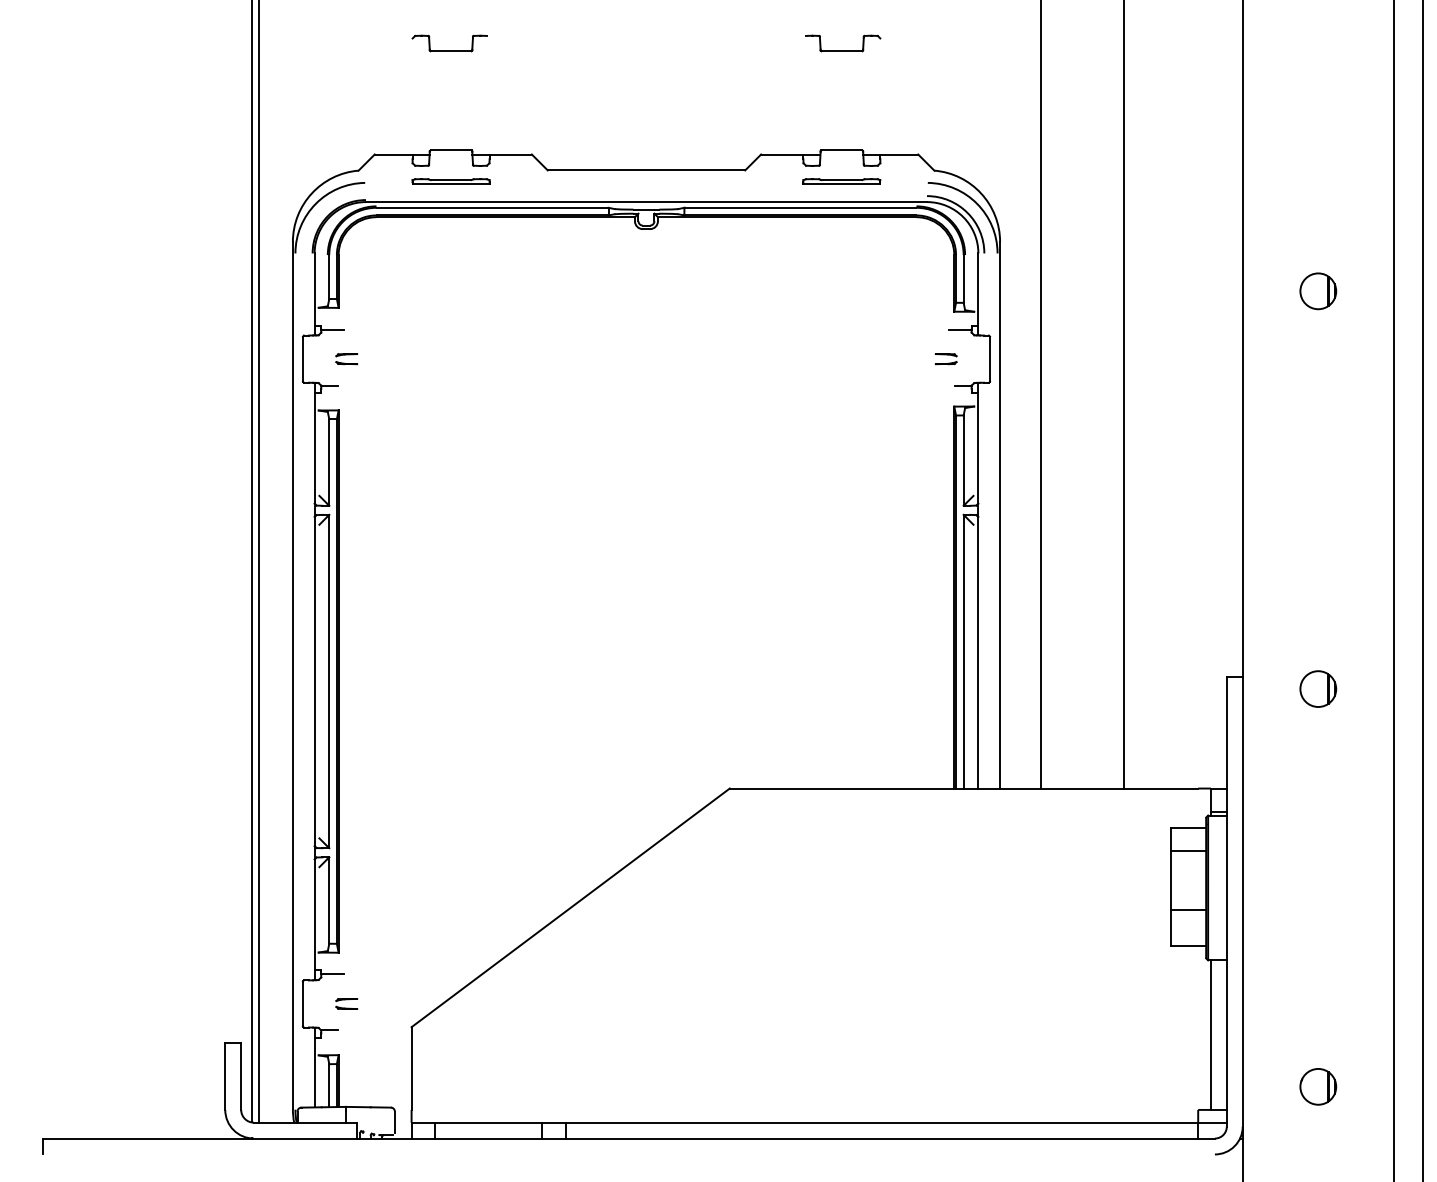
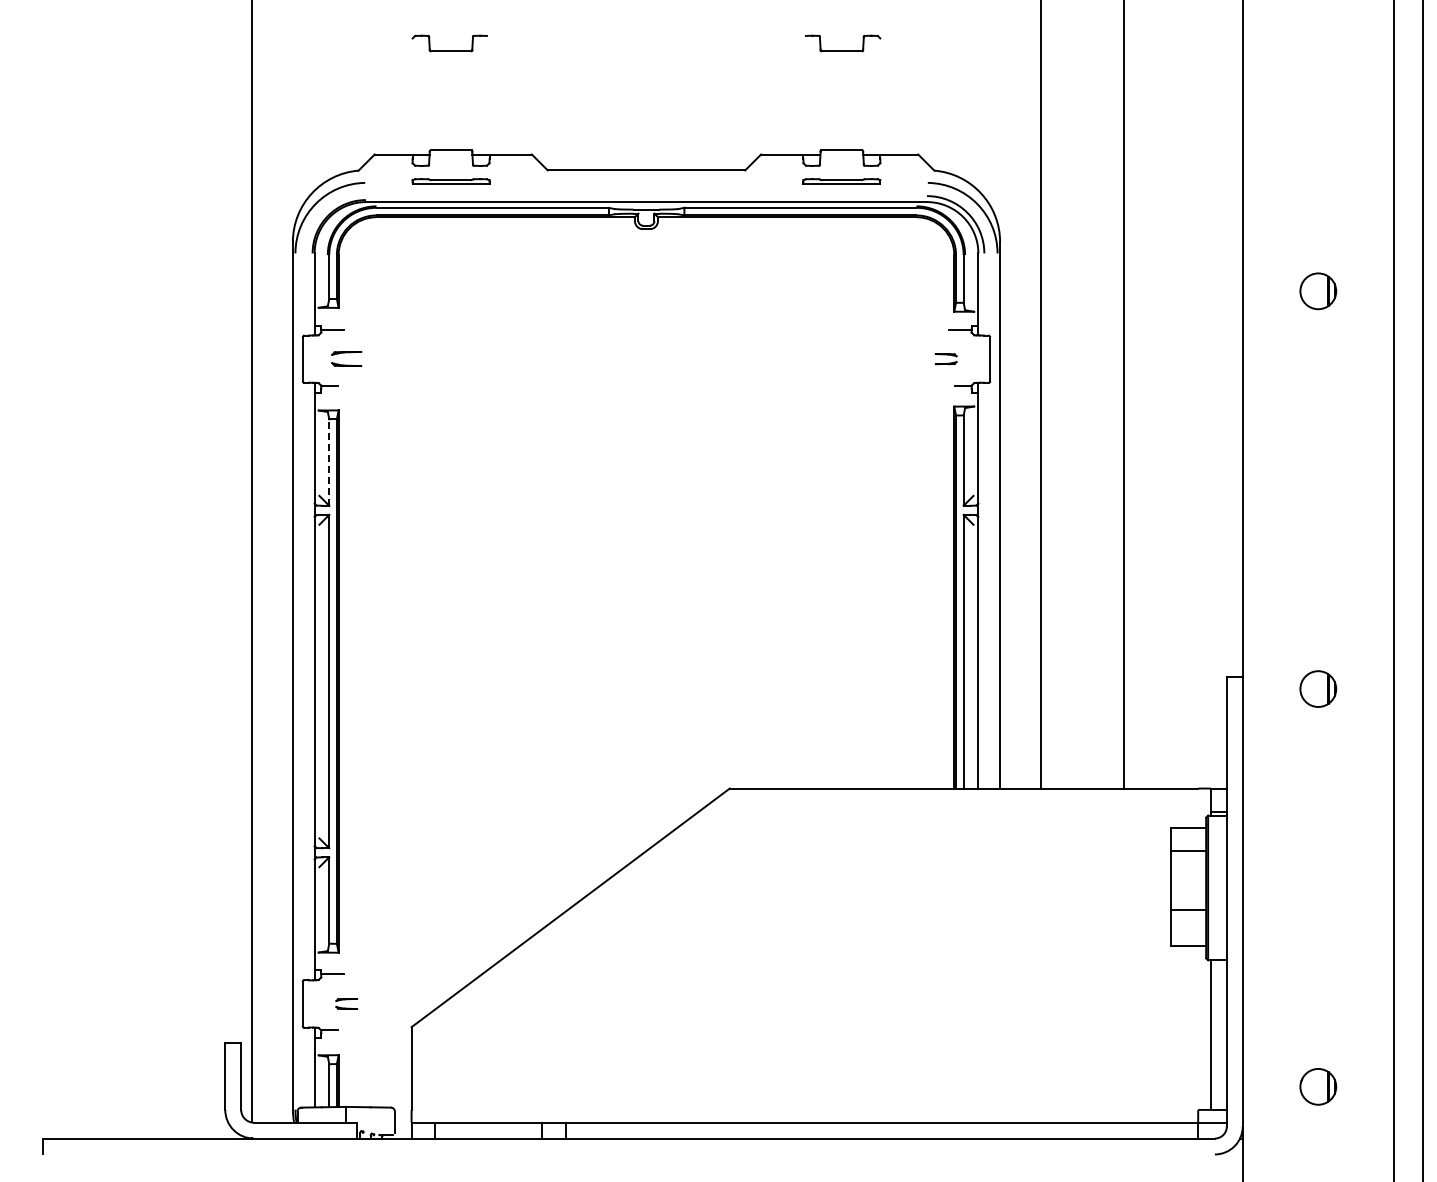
part size: 24x13 px -> 32x16 px (346, 358)
line: solid -> dashed (329, 462)
line: present -> none (259, 562)
